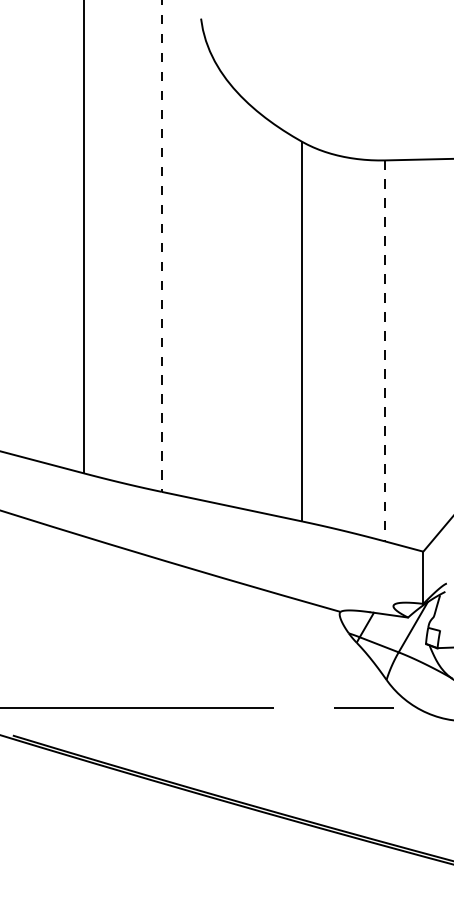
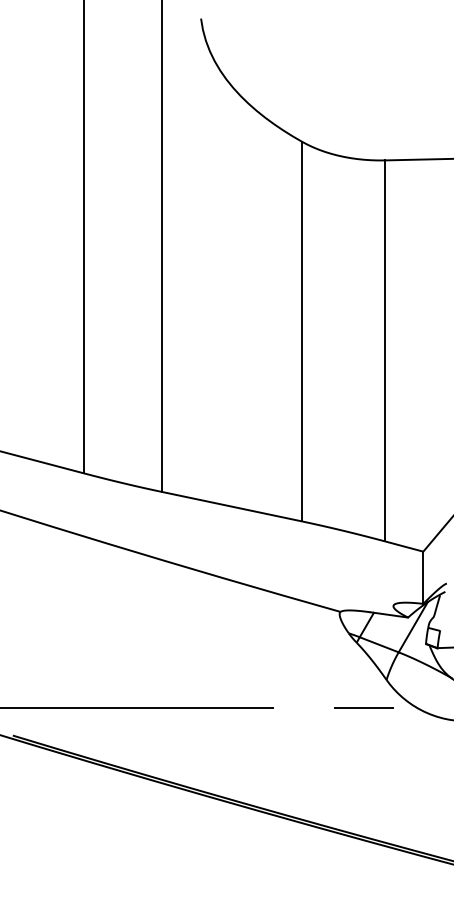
line: dashed -> solid (161, 246)
line: dashed -> solid (384, 351)
